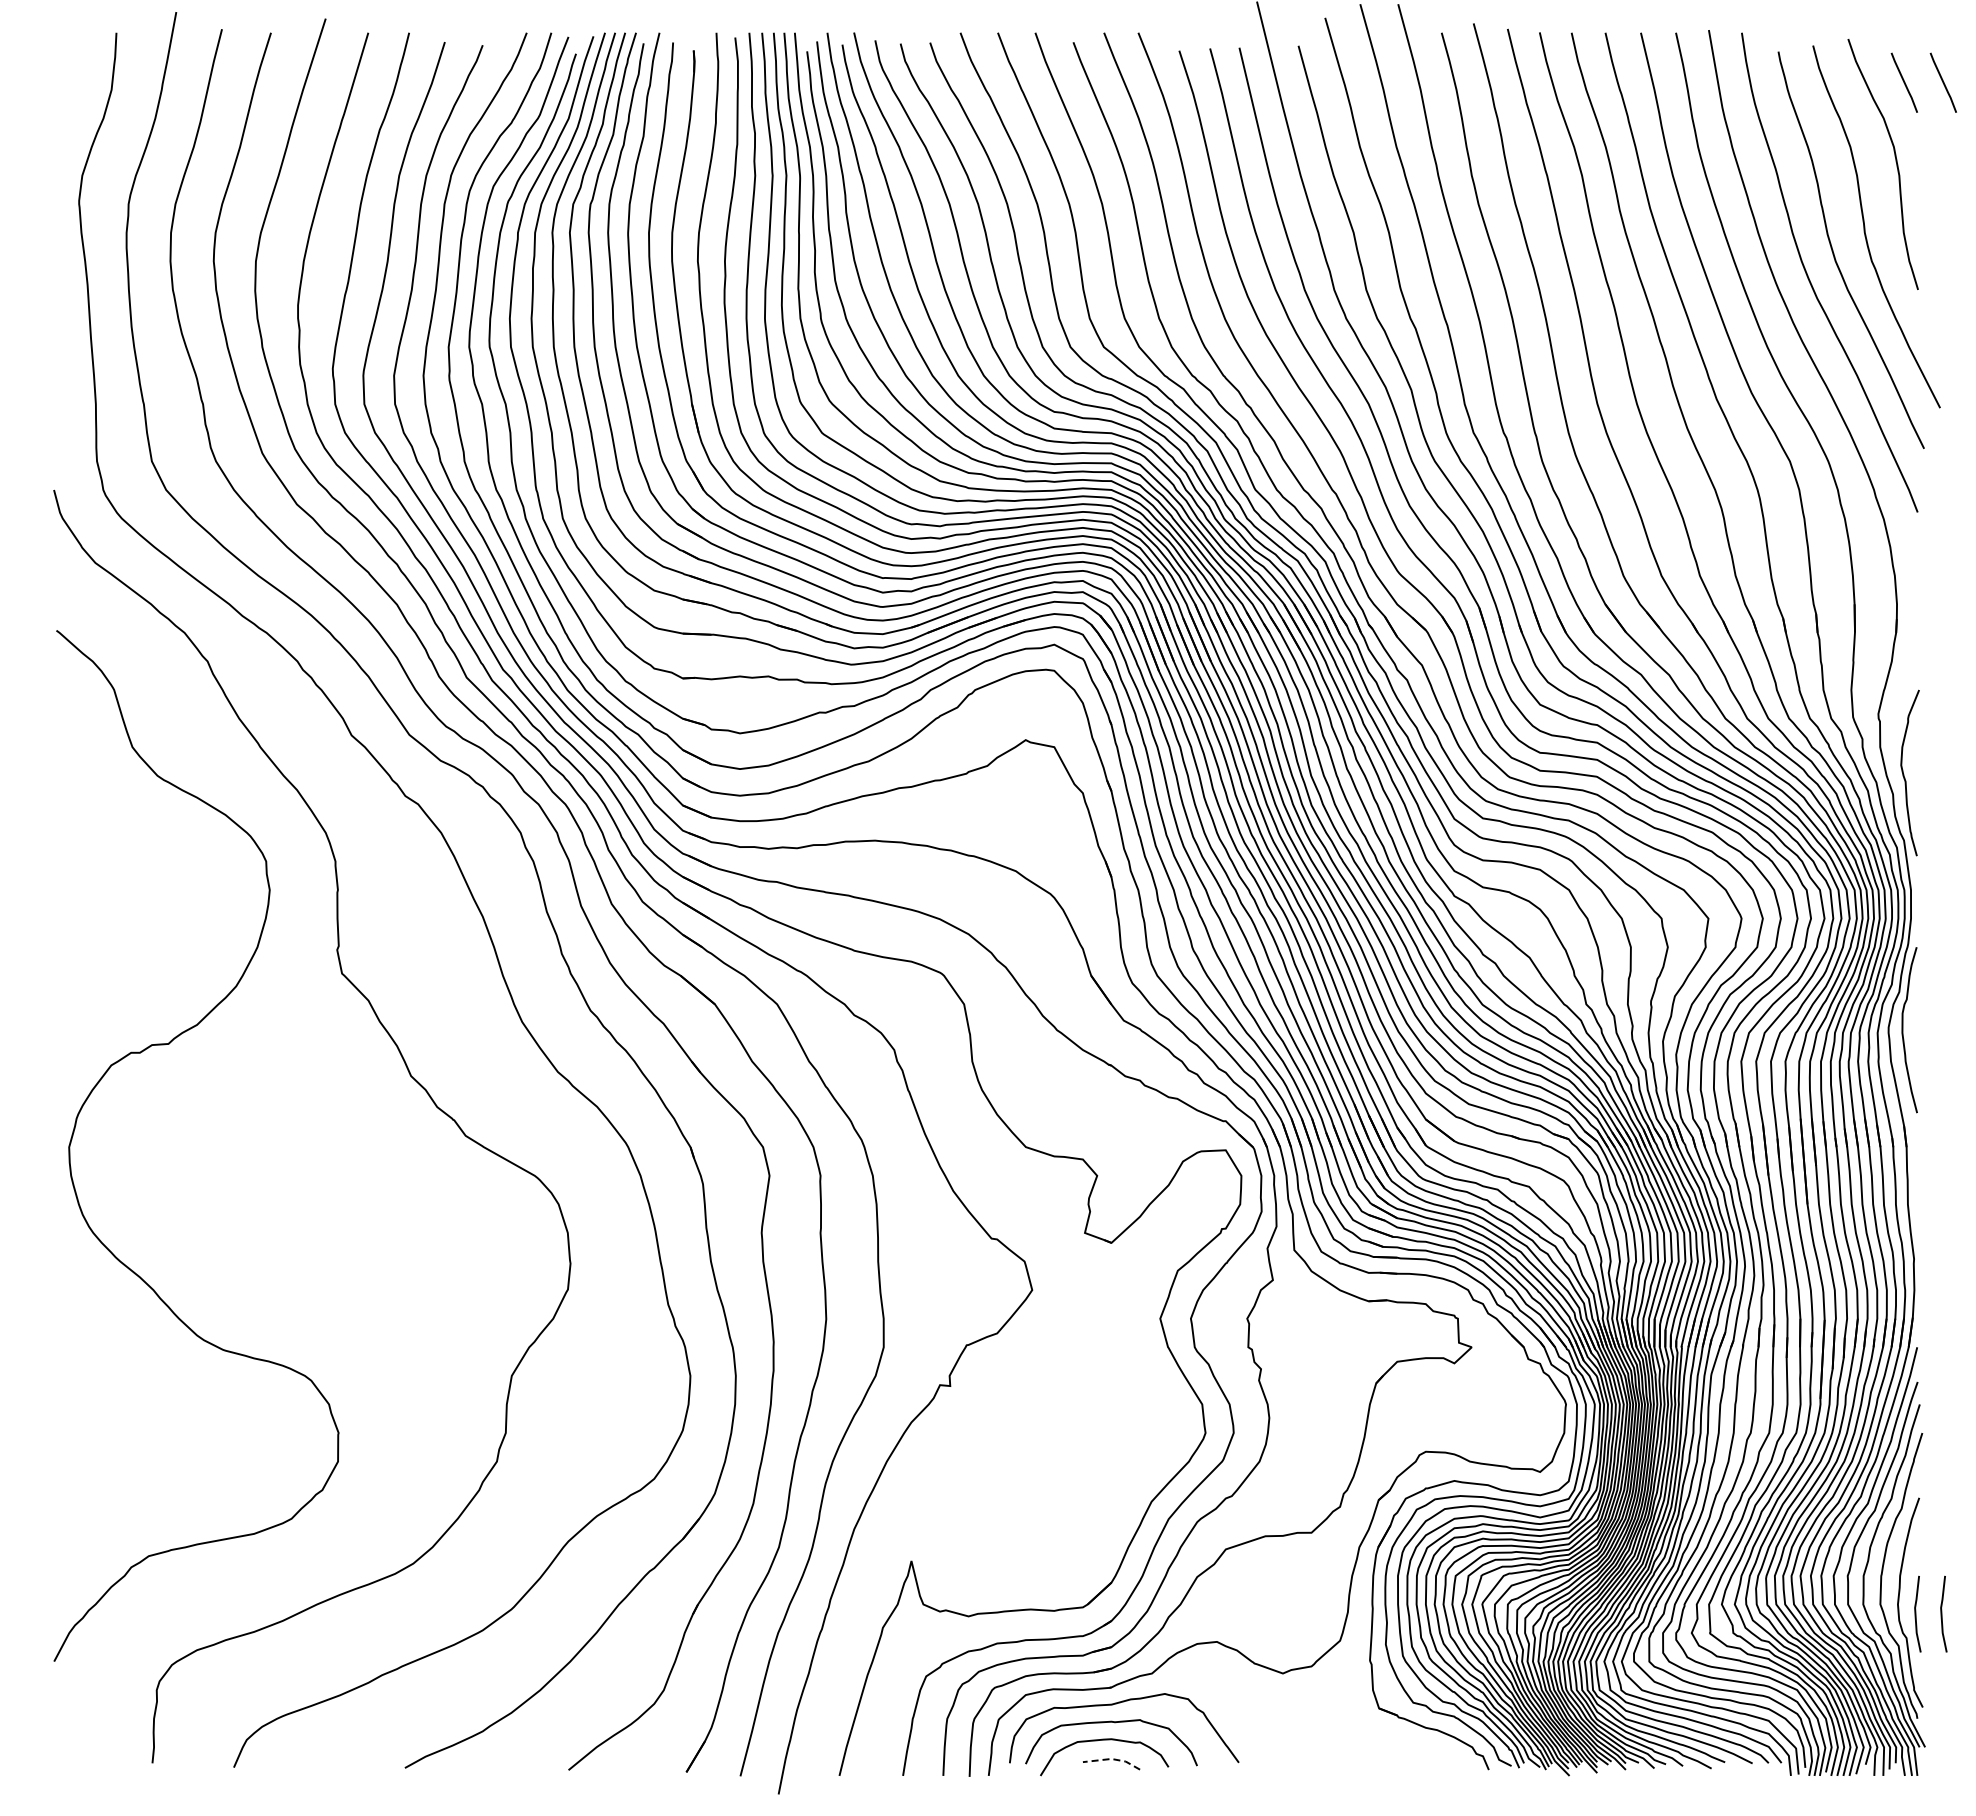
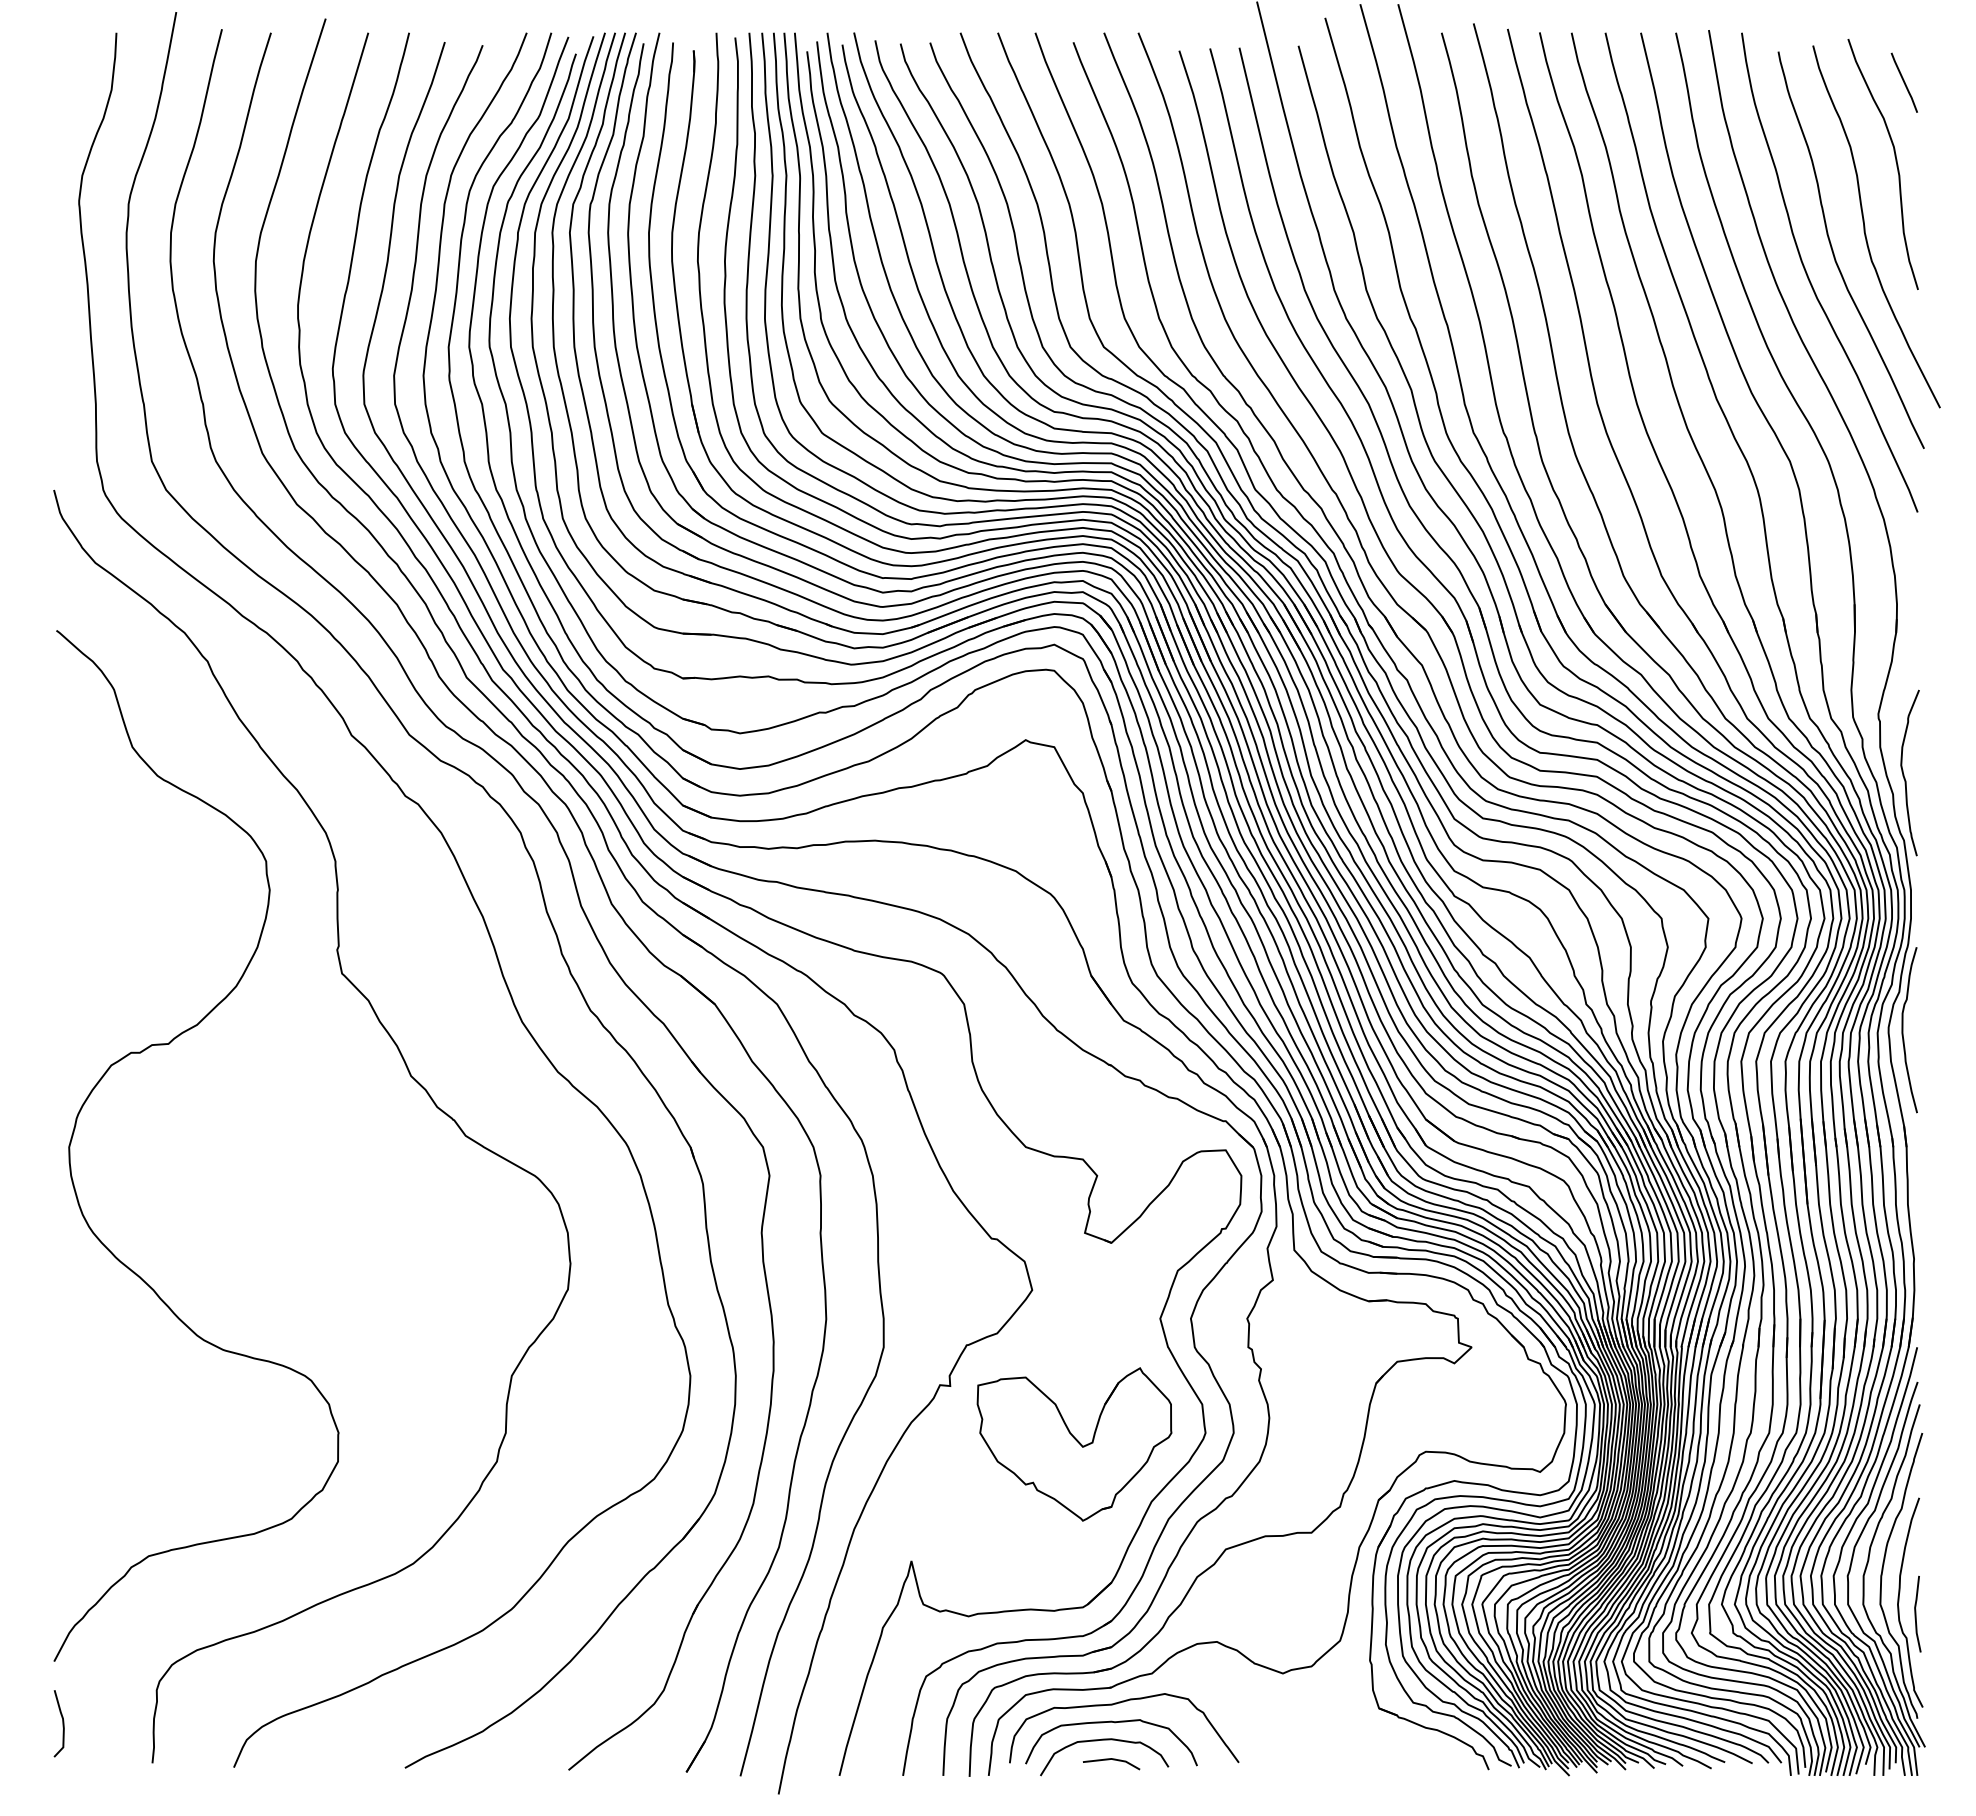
line: present -> none (1942, 82)
part: none -> present (1074, 1444)
line: present -> none (1942, 1613)
curve: none -> present (62, 1723)
line: dashed -> solid (1112, 1759)
